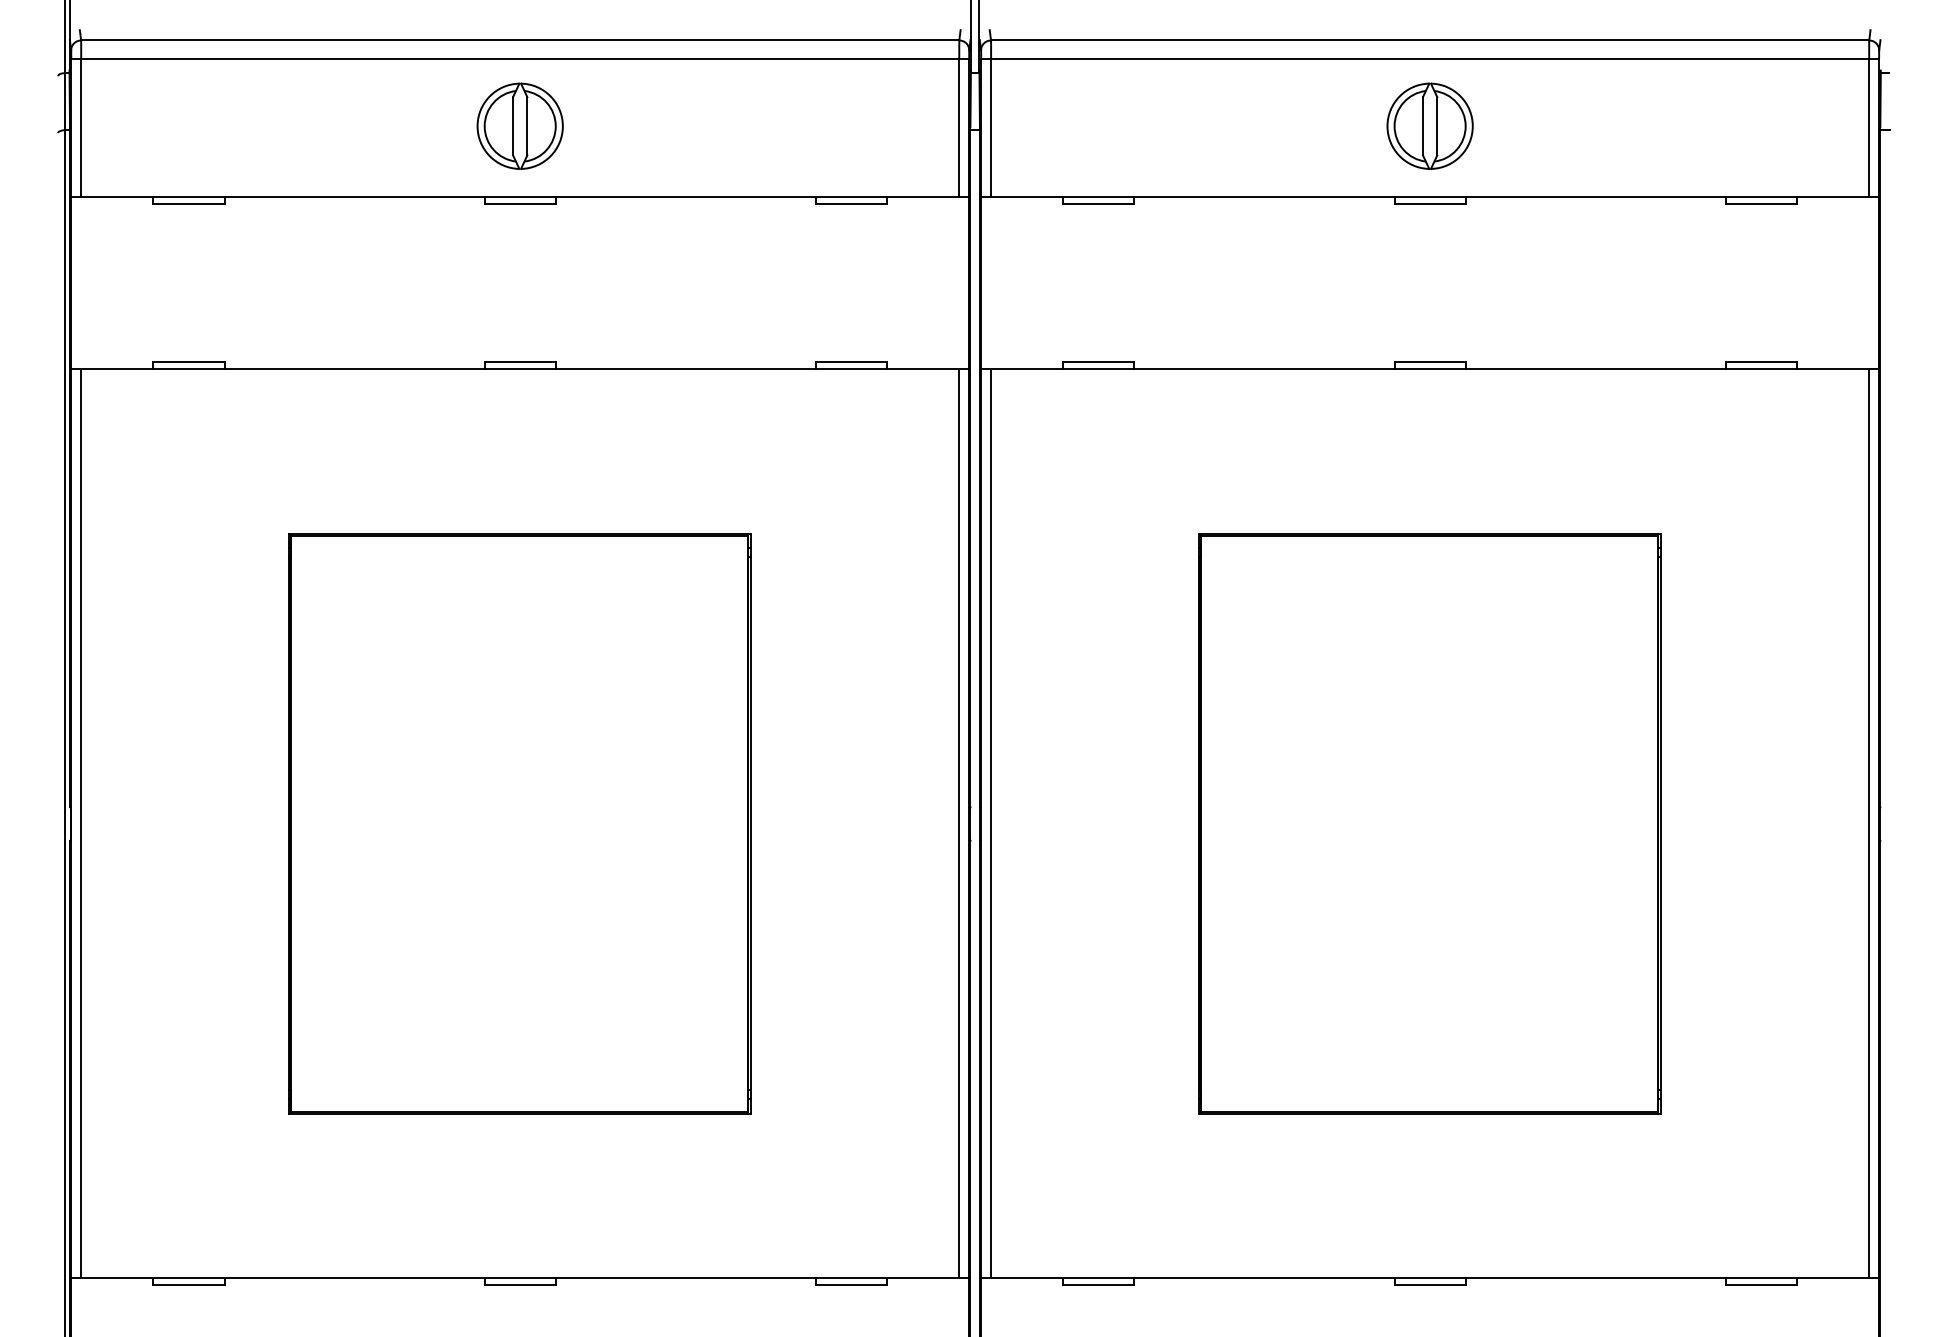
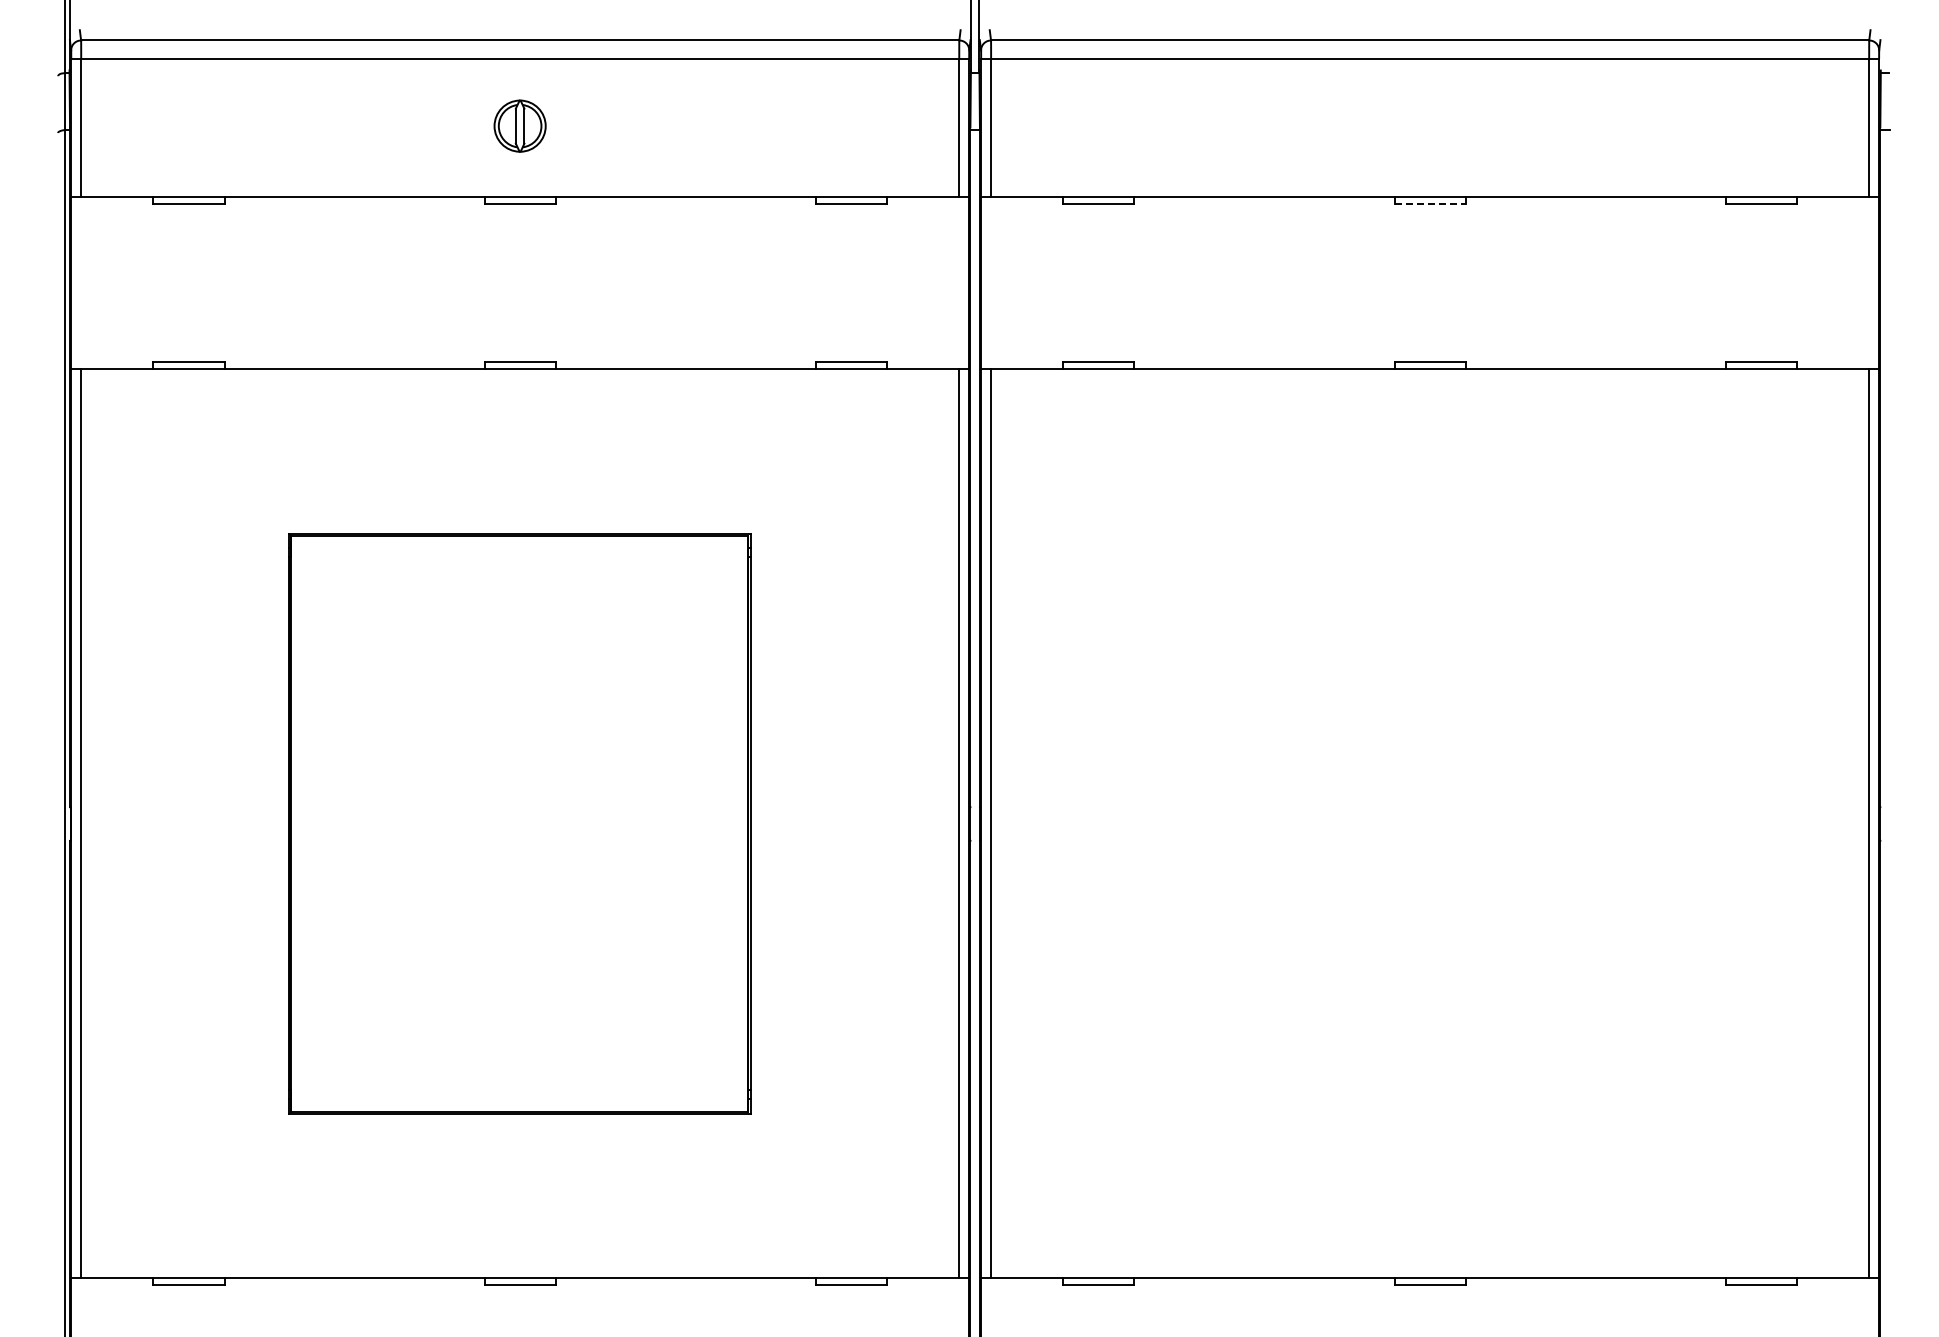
part size: 88x88 px -> 54x54 px (519, 125)
part: present -> none (1429, 125)
line: solid -> dashed (1430, 204)
part: present -> none (1429, 823)
